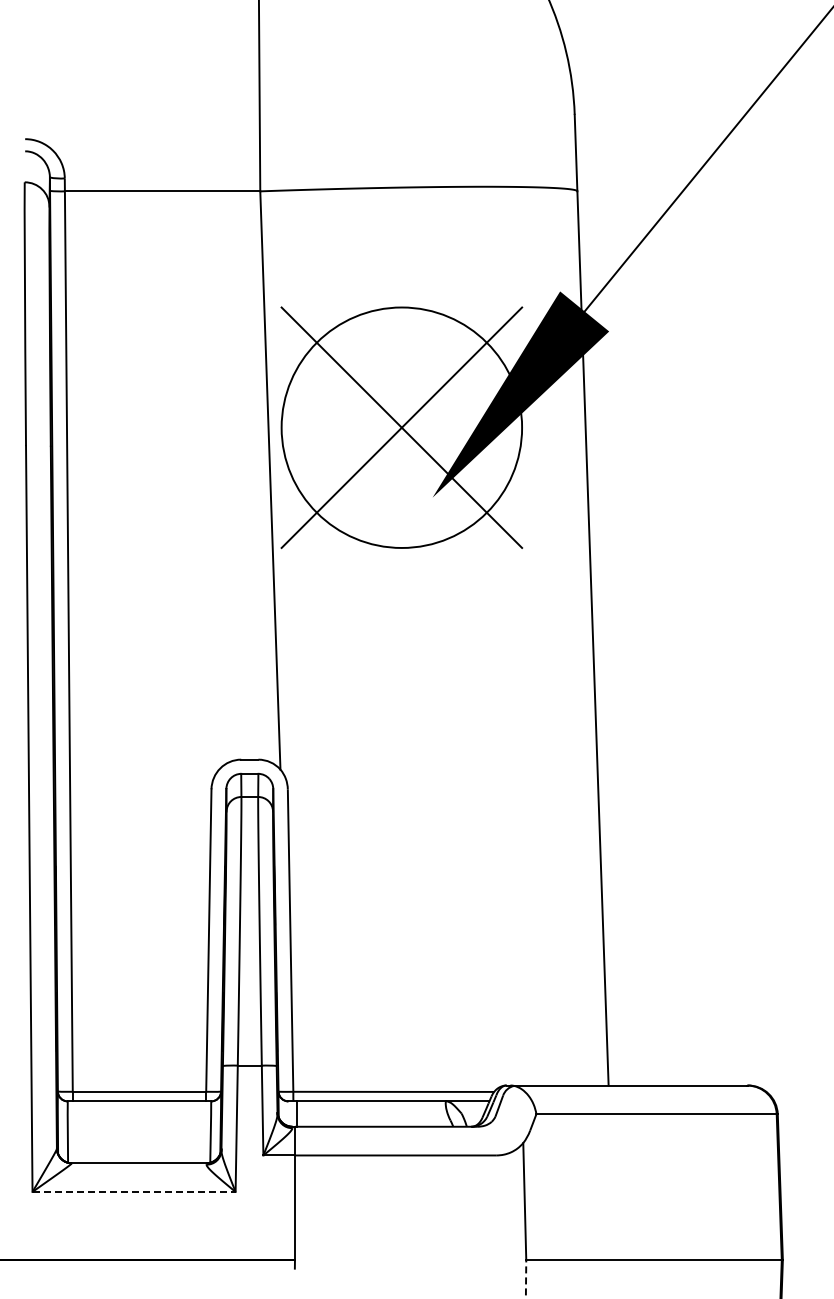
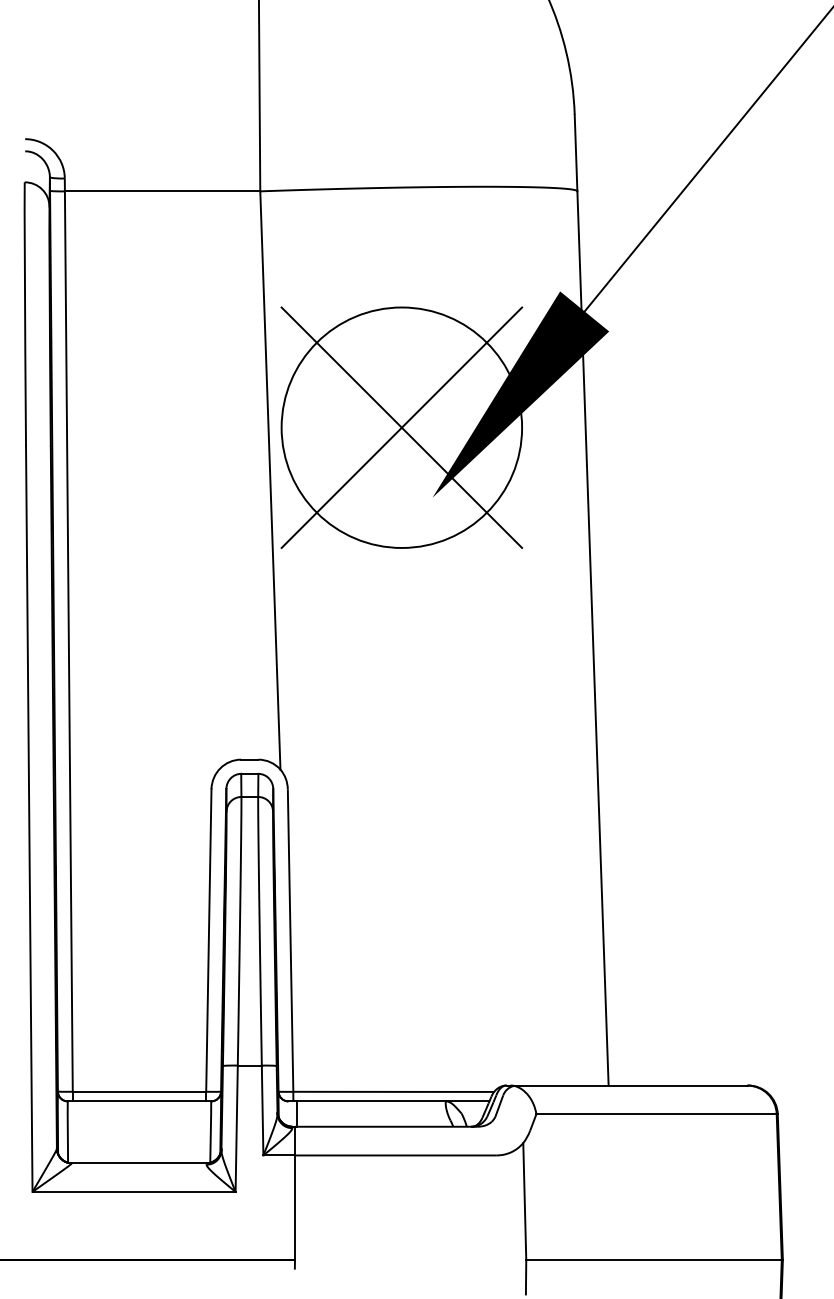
line: dashed -> solid (134, 1191)
line: dashed -> solid (526, 1277)
